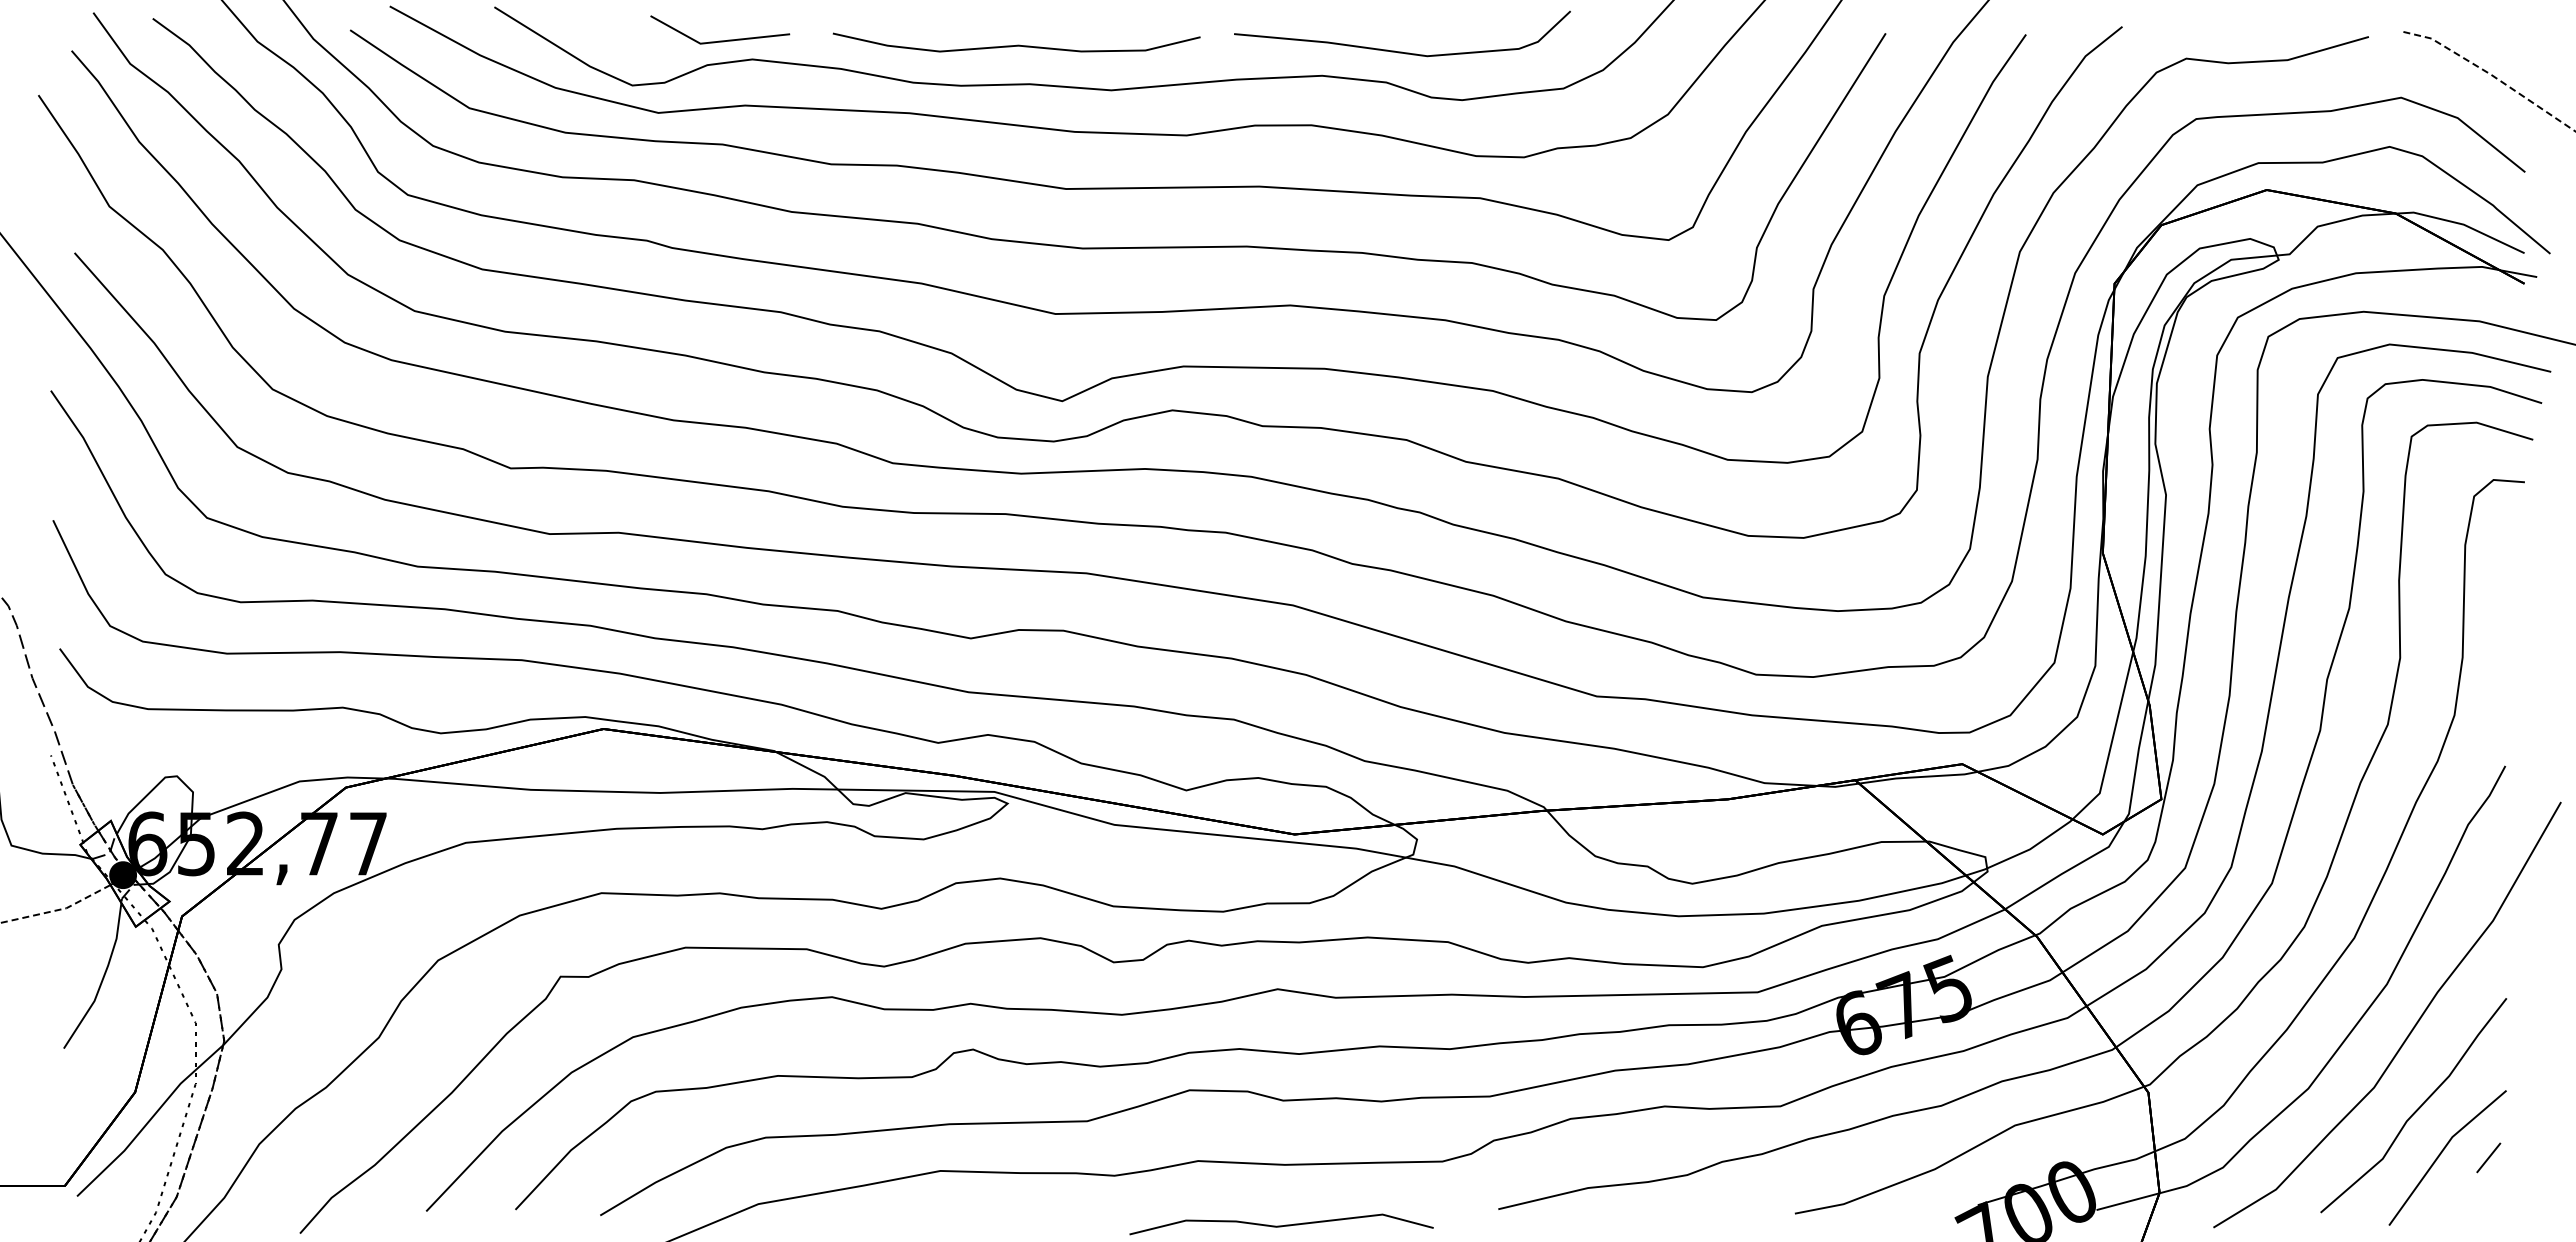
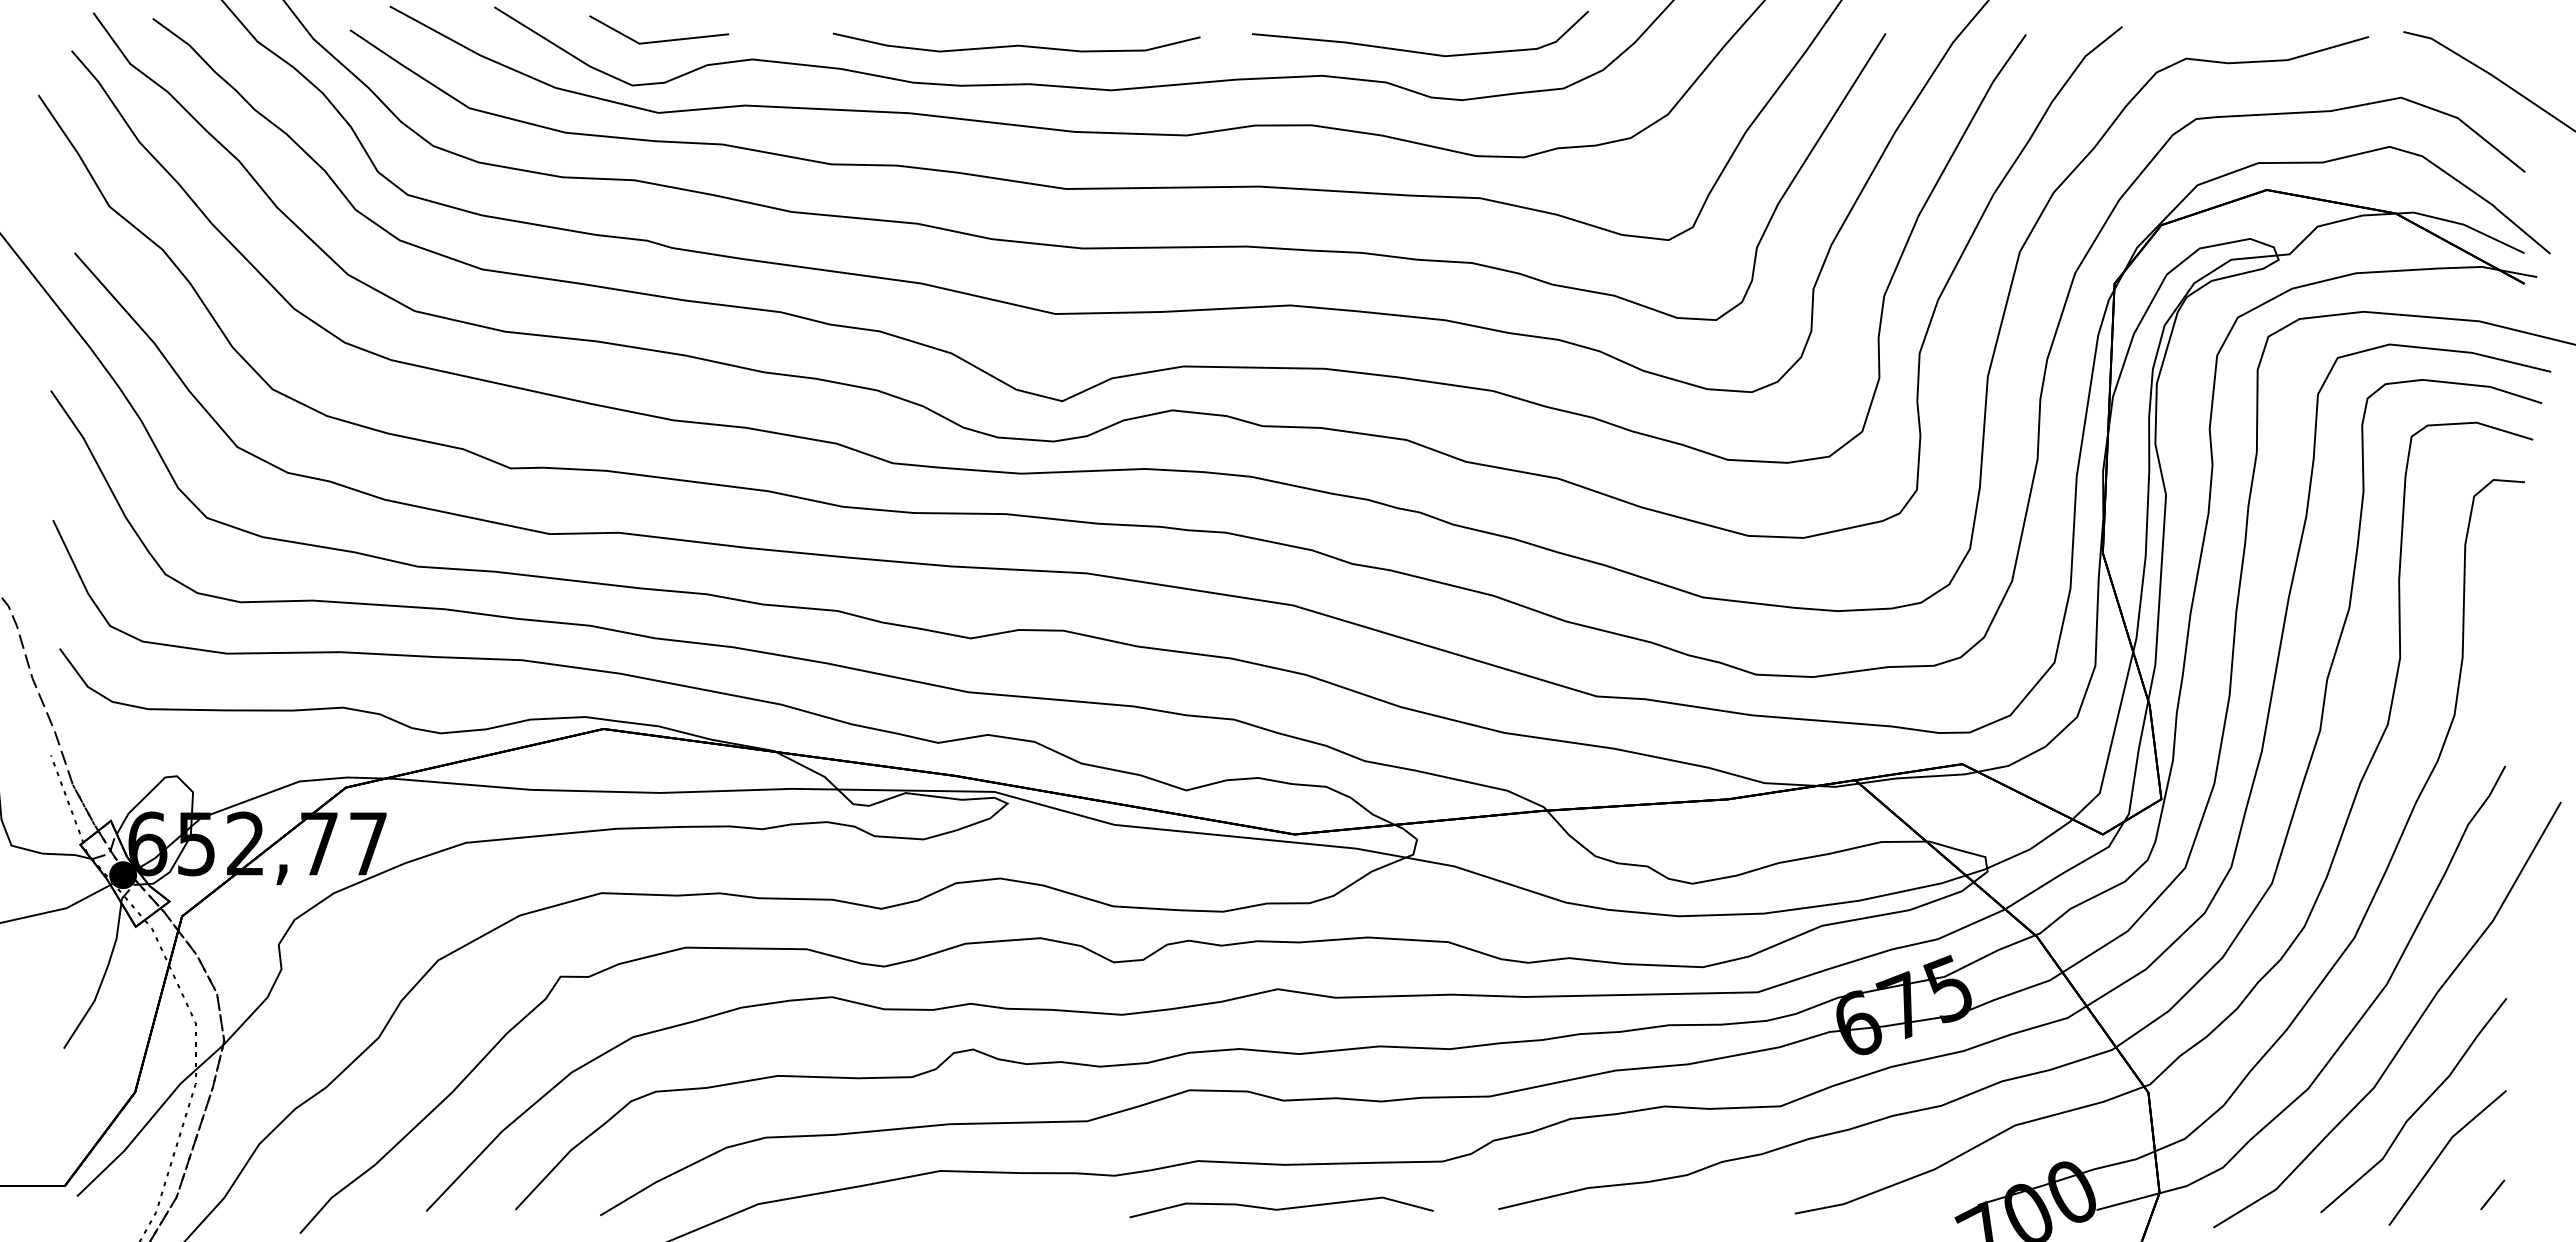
line position: (720, 40) -> (659, 40) (659, 40)
curve position: (1402, 51) -> (1420, 51) (1420, 51)
line: dashed -> solid (2491, 75)
line: dashed -> solid (57, 910)
line position: (2488, 1157) -> (2492, 1194) (2492, 1194)
curve position: (1281, 1225) -> (1281, 1208) (1281, 1208)
